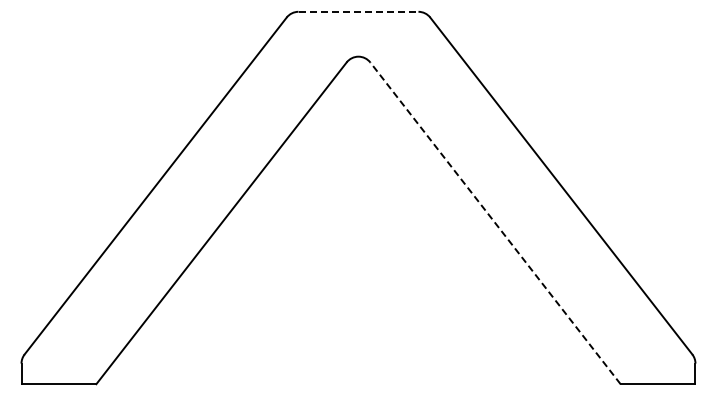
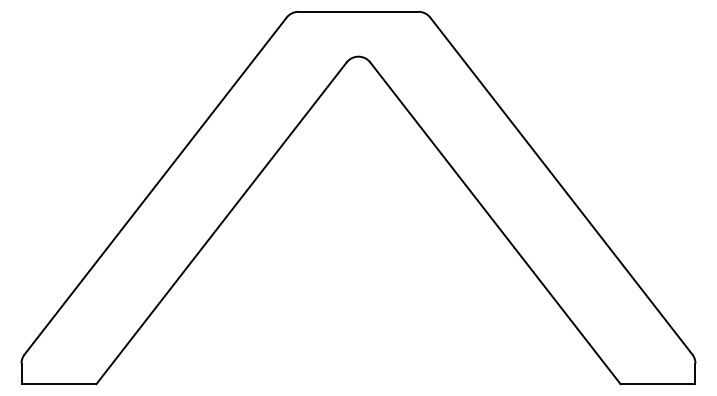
line: dashed -> solid (358, 11)
line: dashed -> solid (495, 223)
